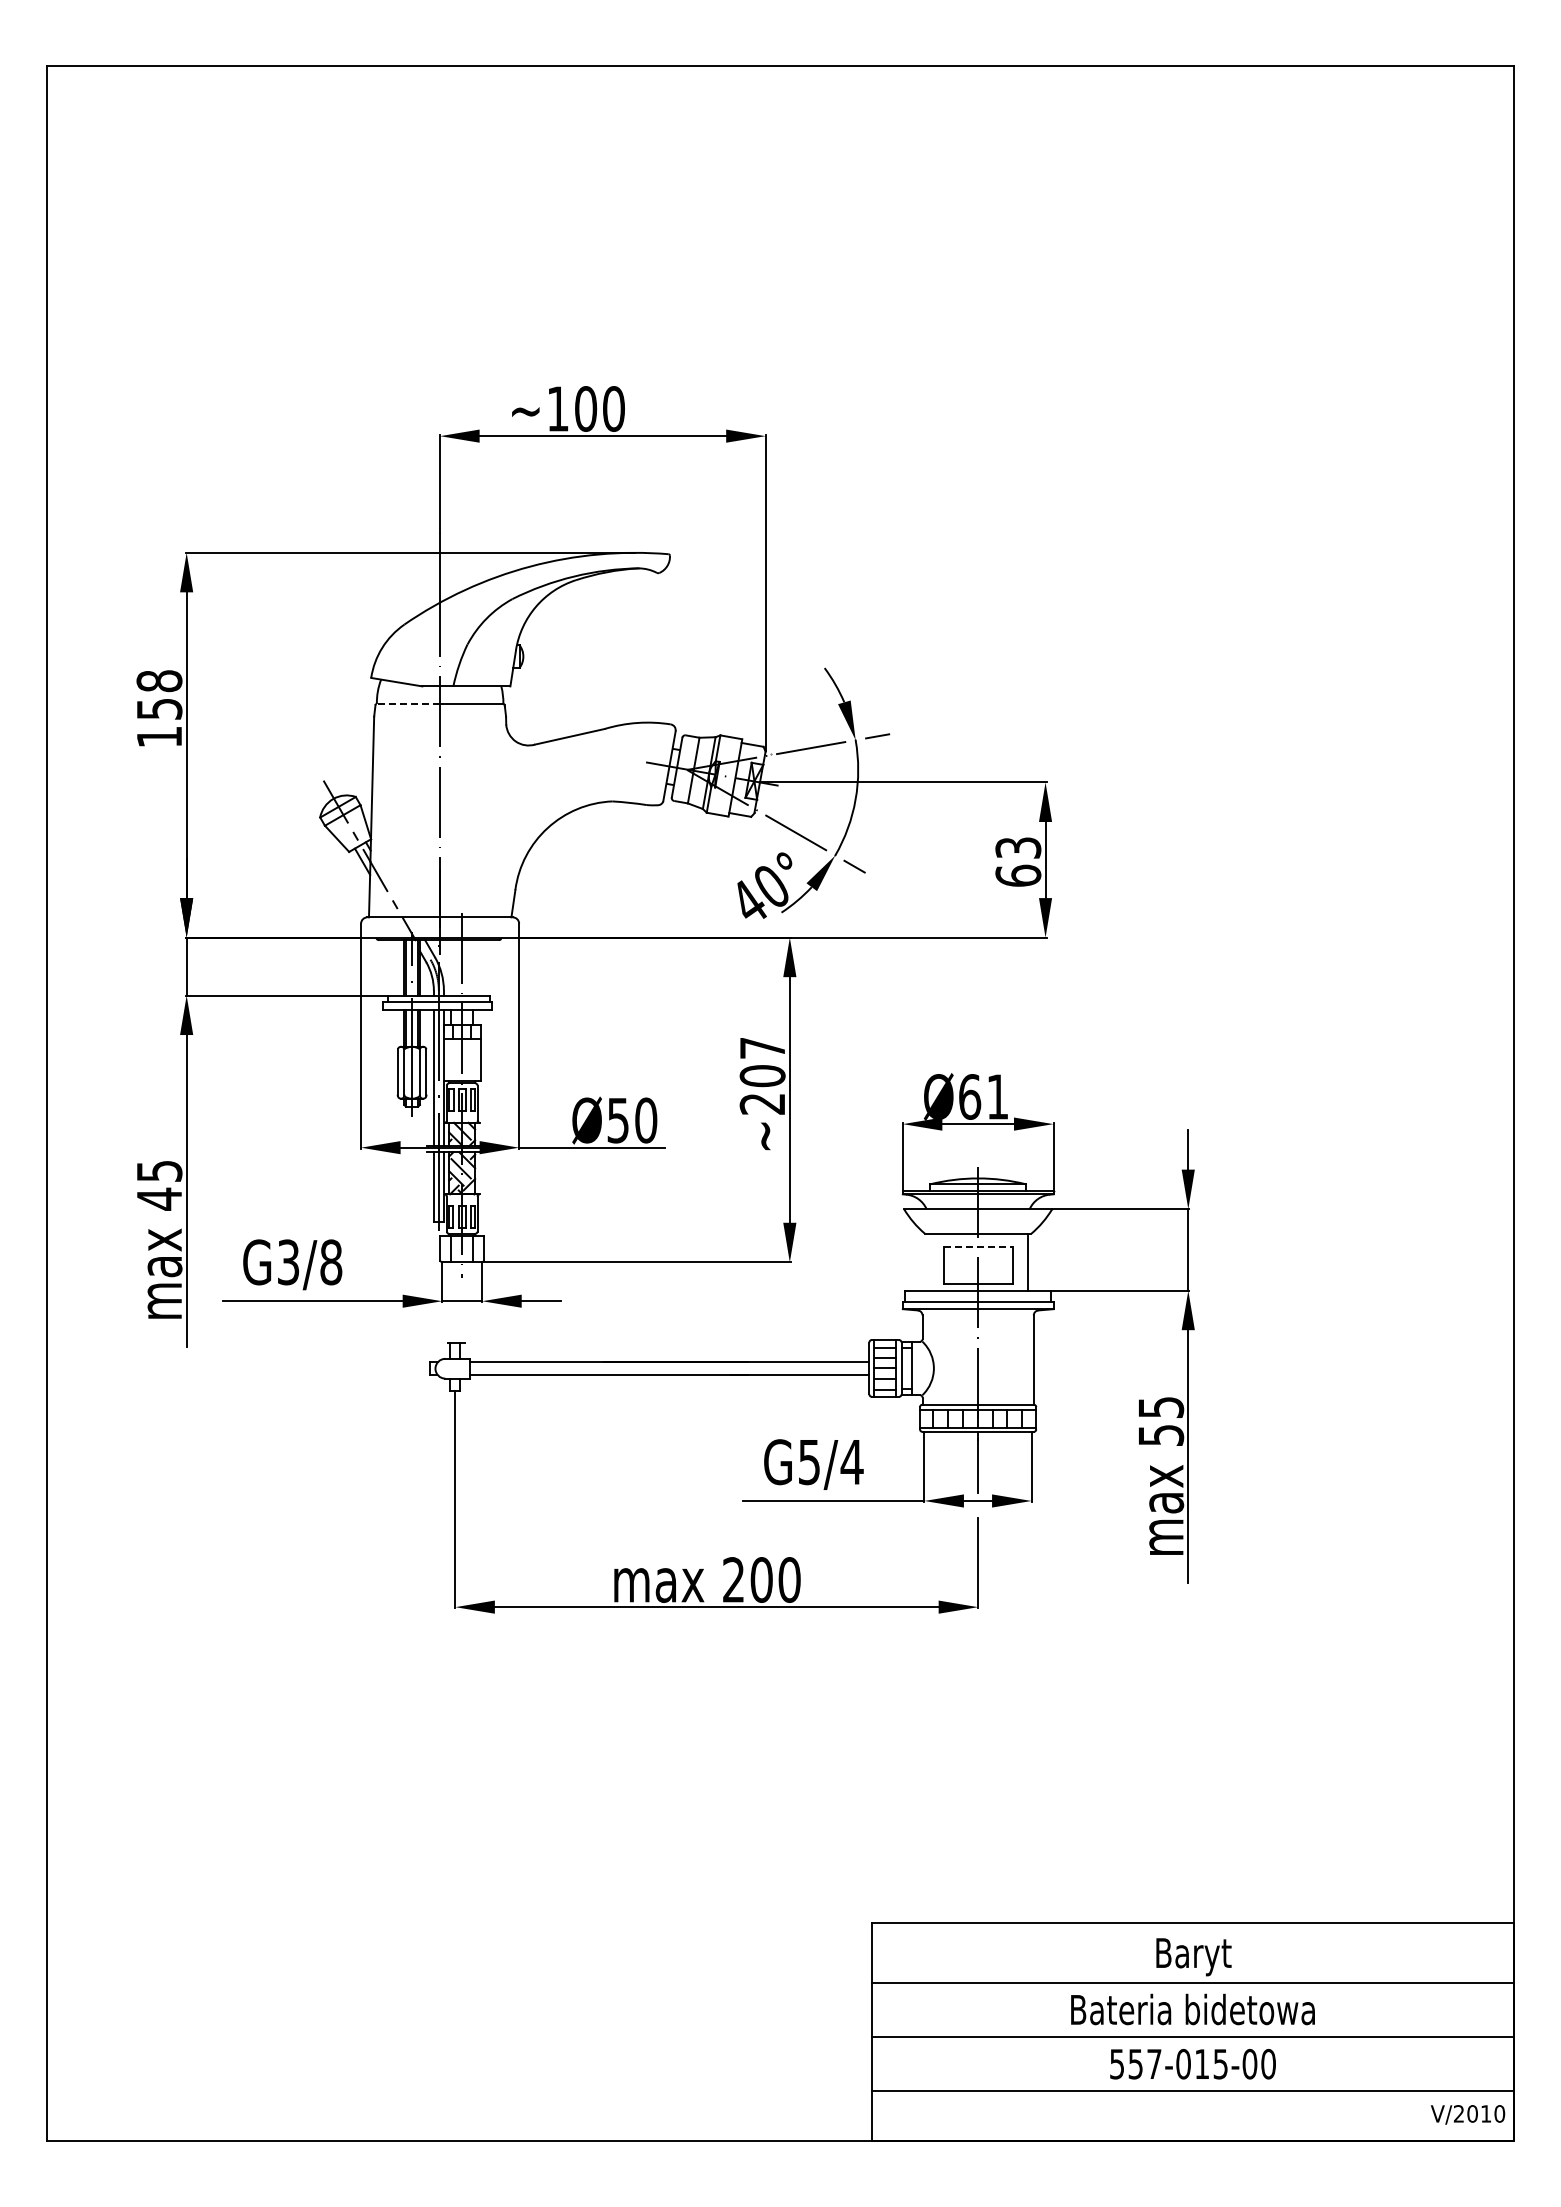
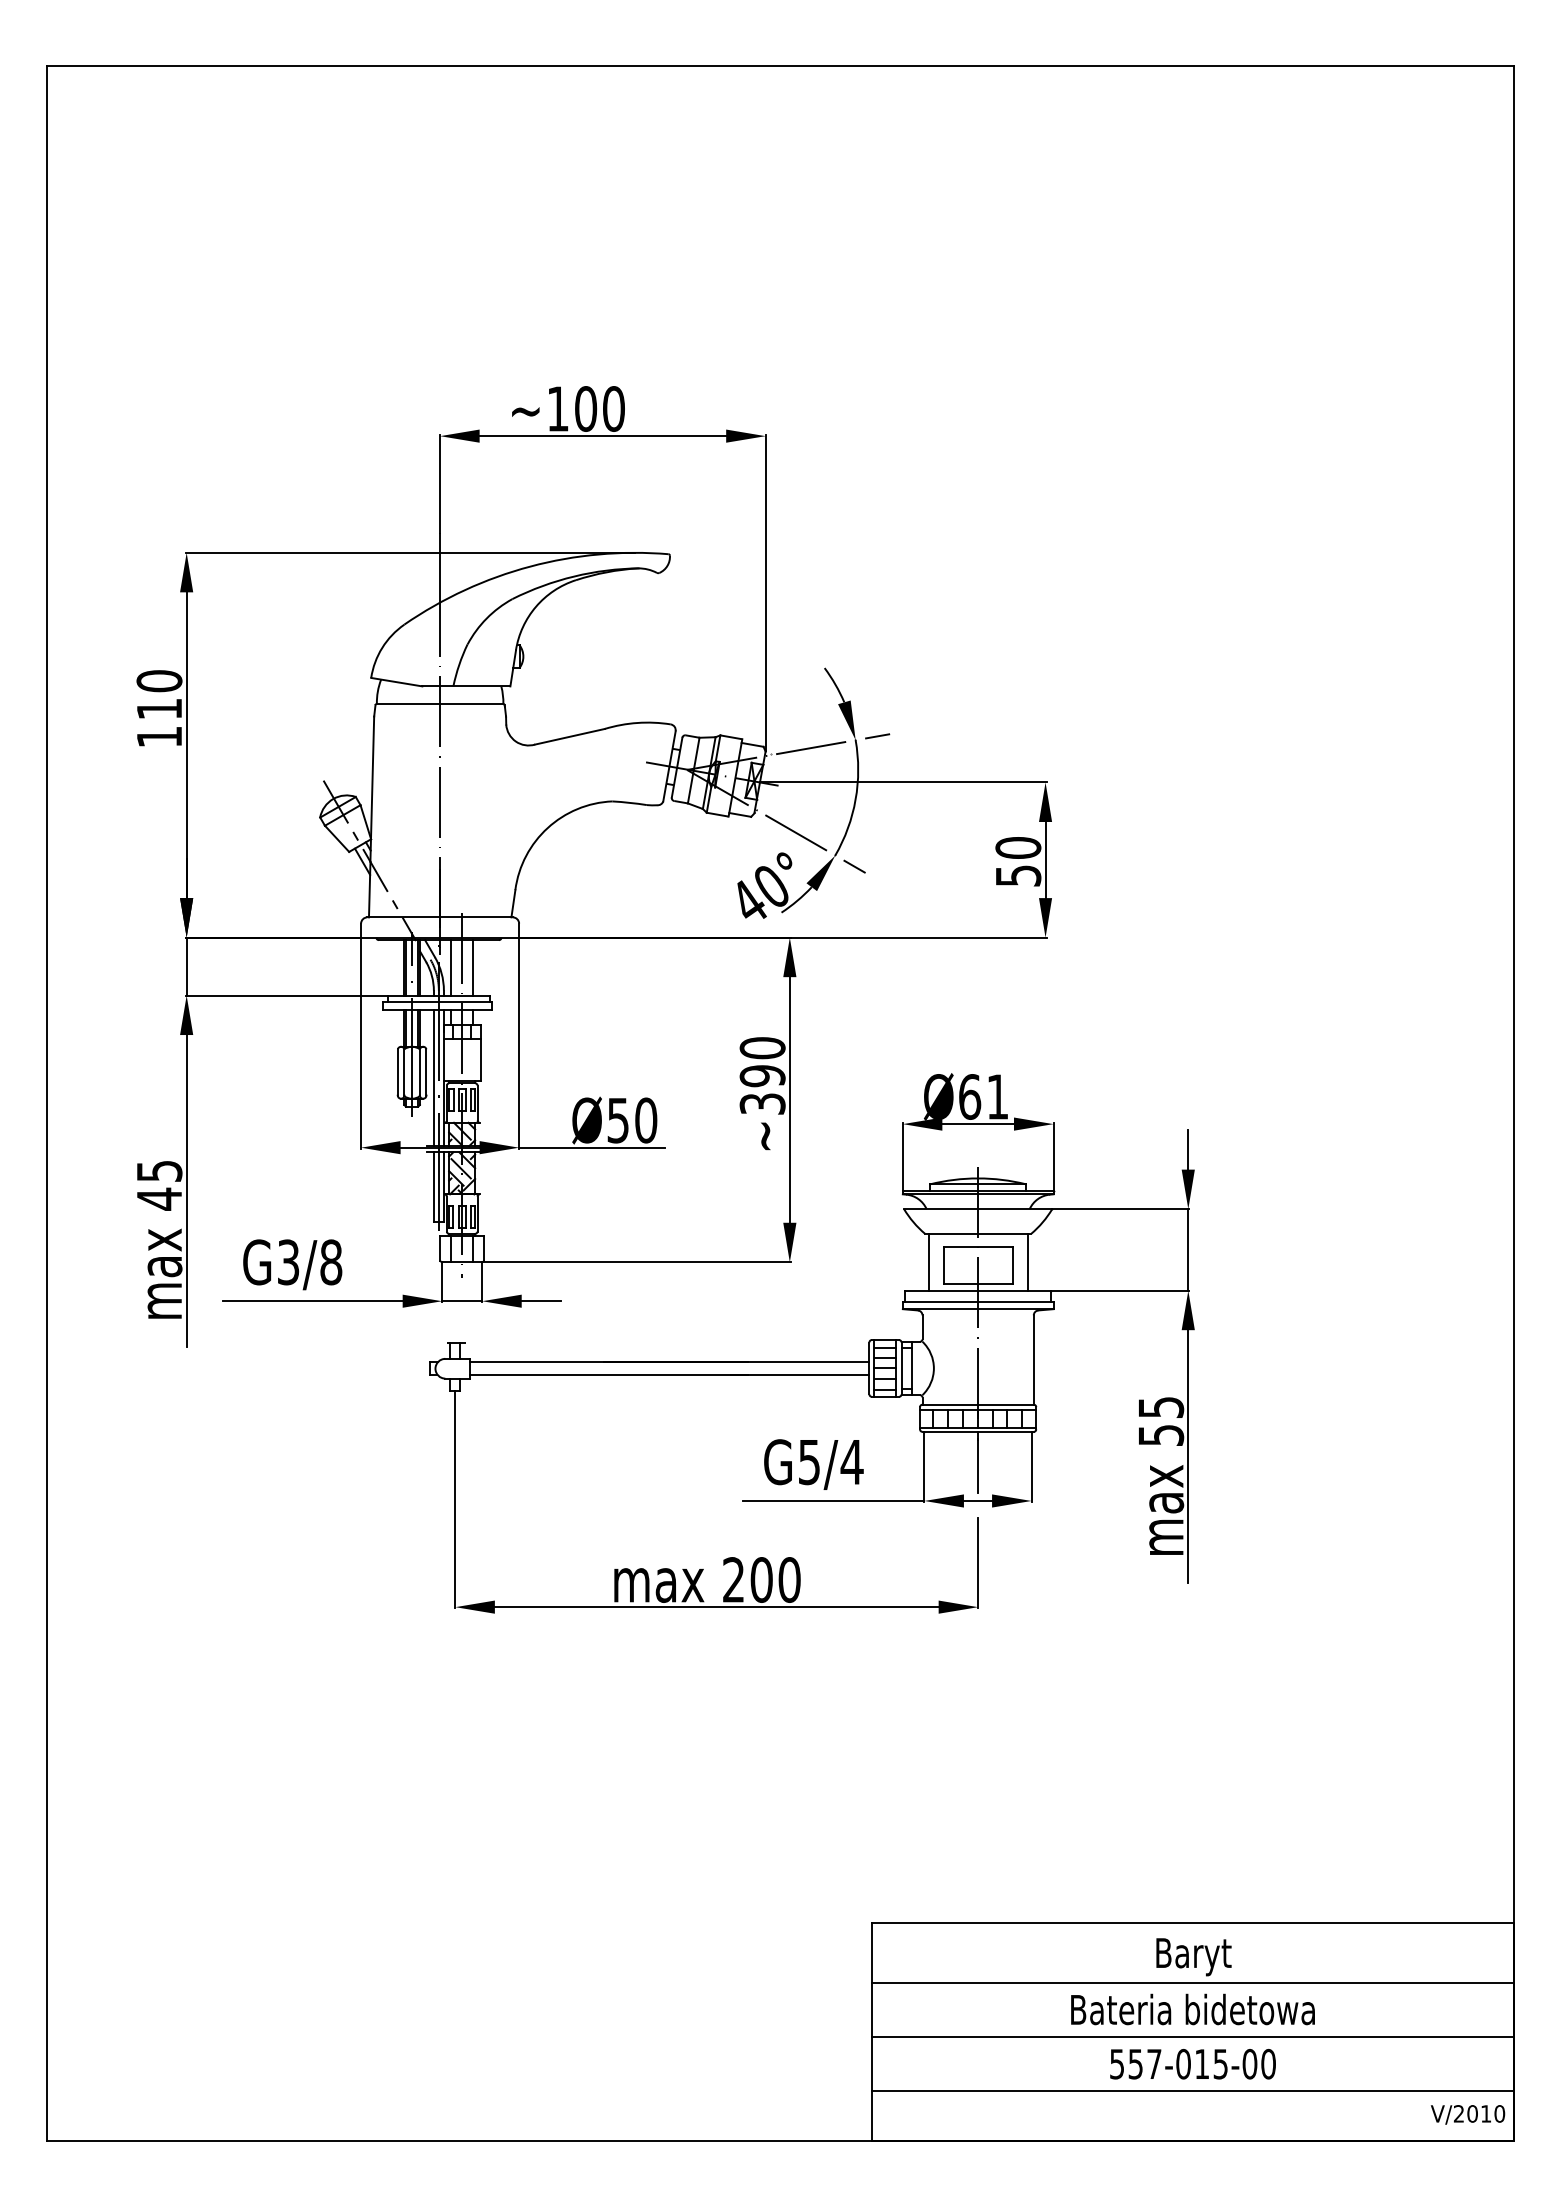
text: 158 -> 110 (159, 694)
line: dashed -> solid (408, 703)
text: 63 -> 50 (1018, 861)
line: none -> present (450, 967)
line: none -> present (473, 967)
text: ~207 -> ~390 (762, 1075)
line: dashed -> solid (978, 1247)
line: none -> present (928, 1261)
